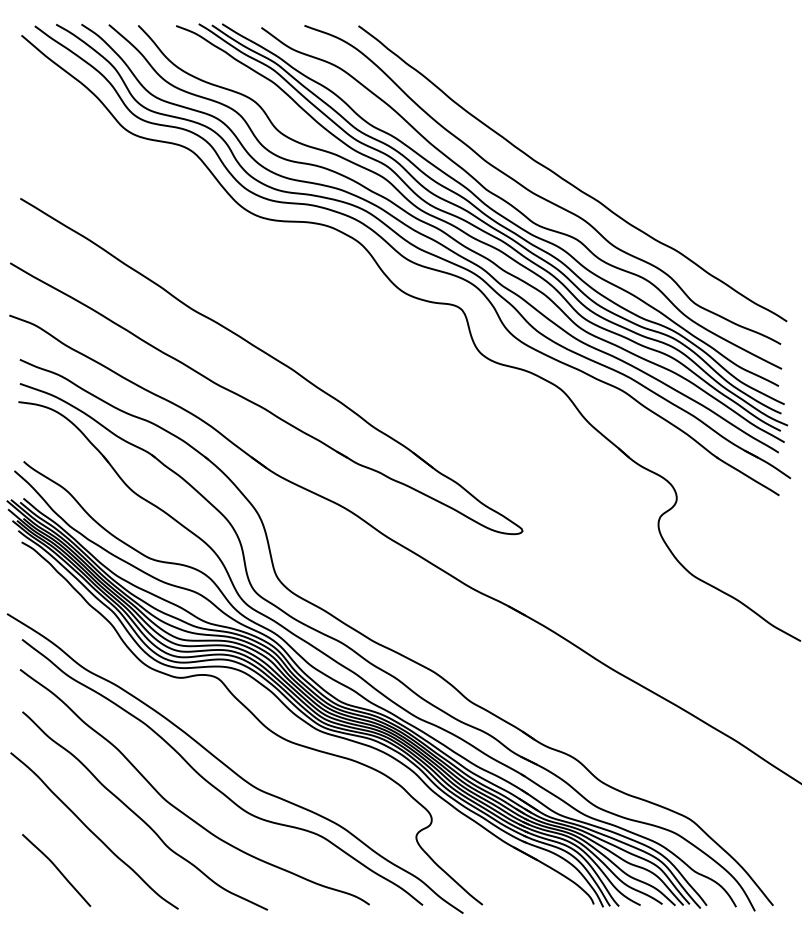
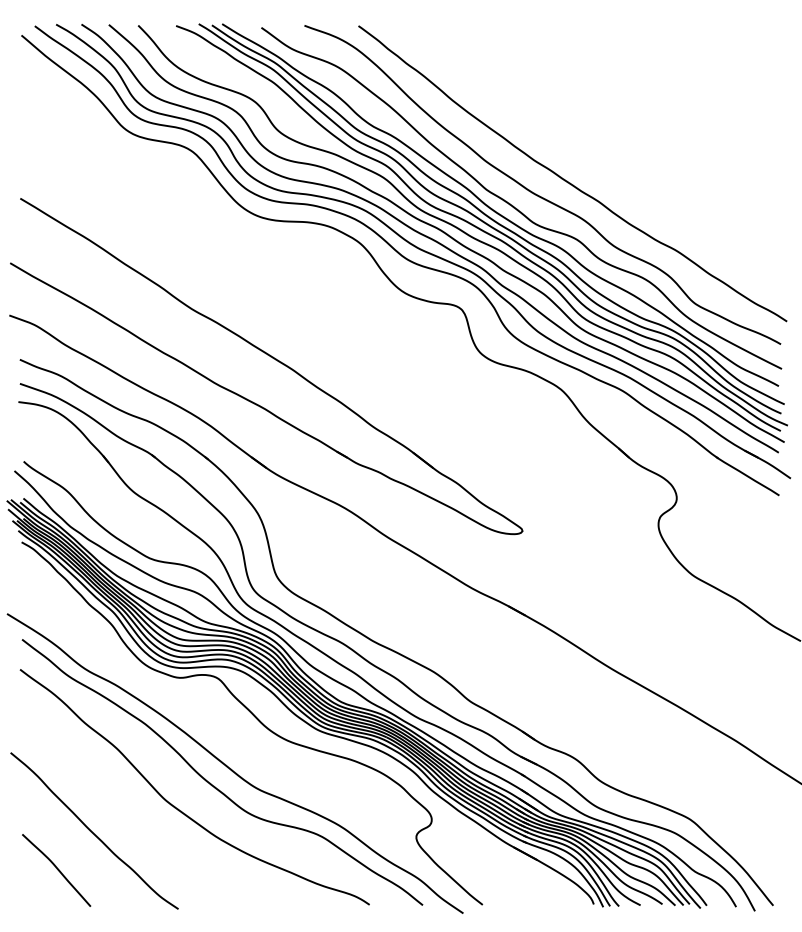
curve: present -> none (139, 816)
